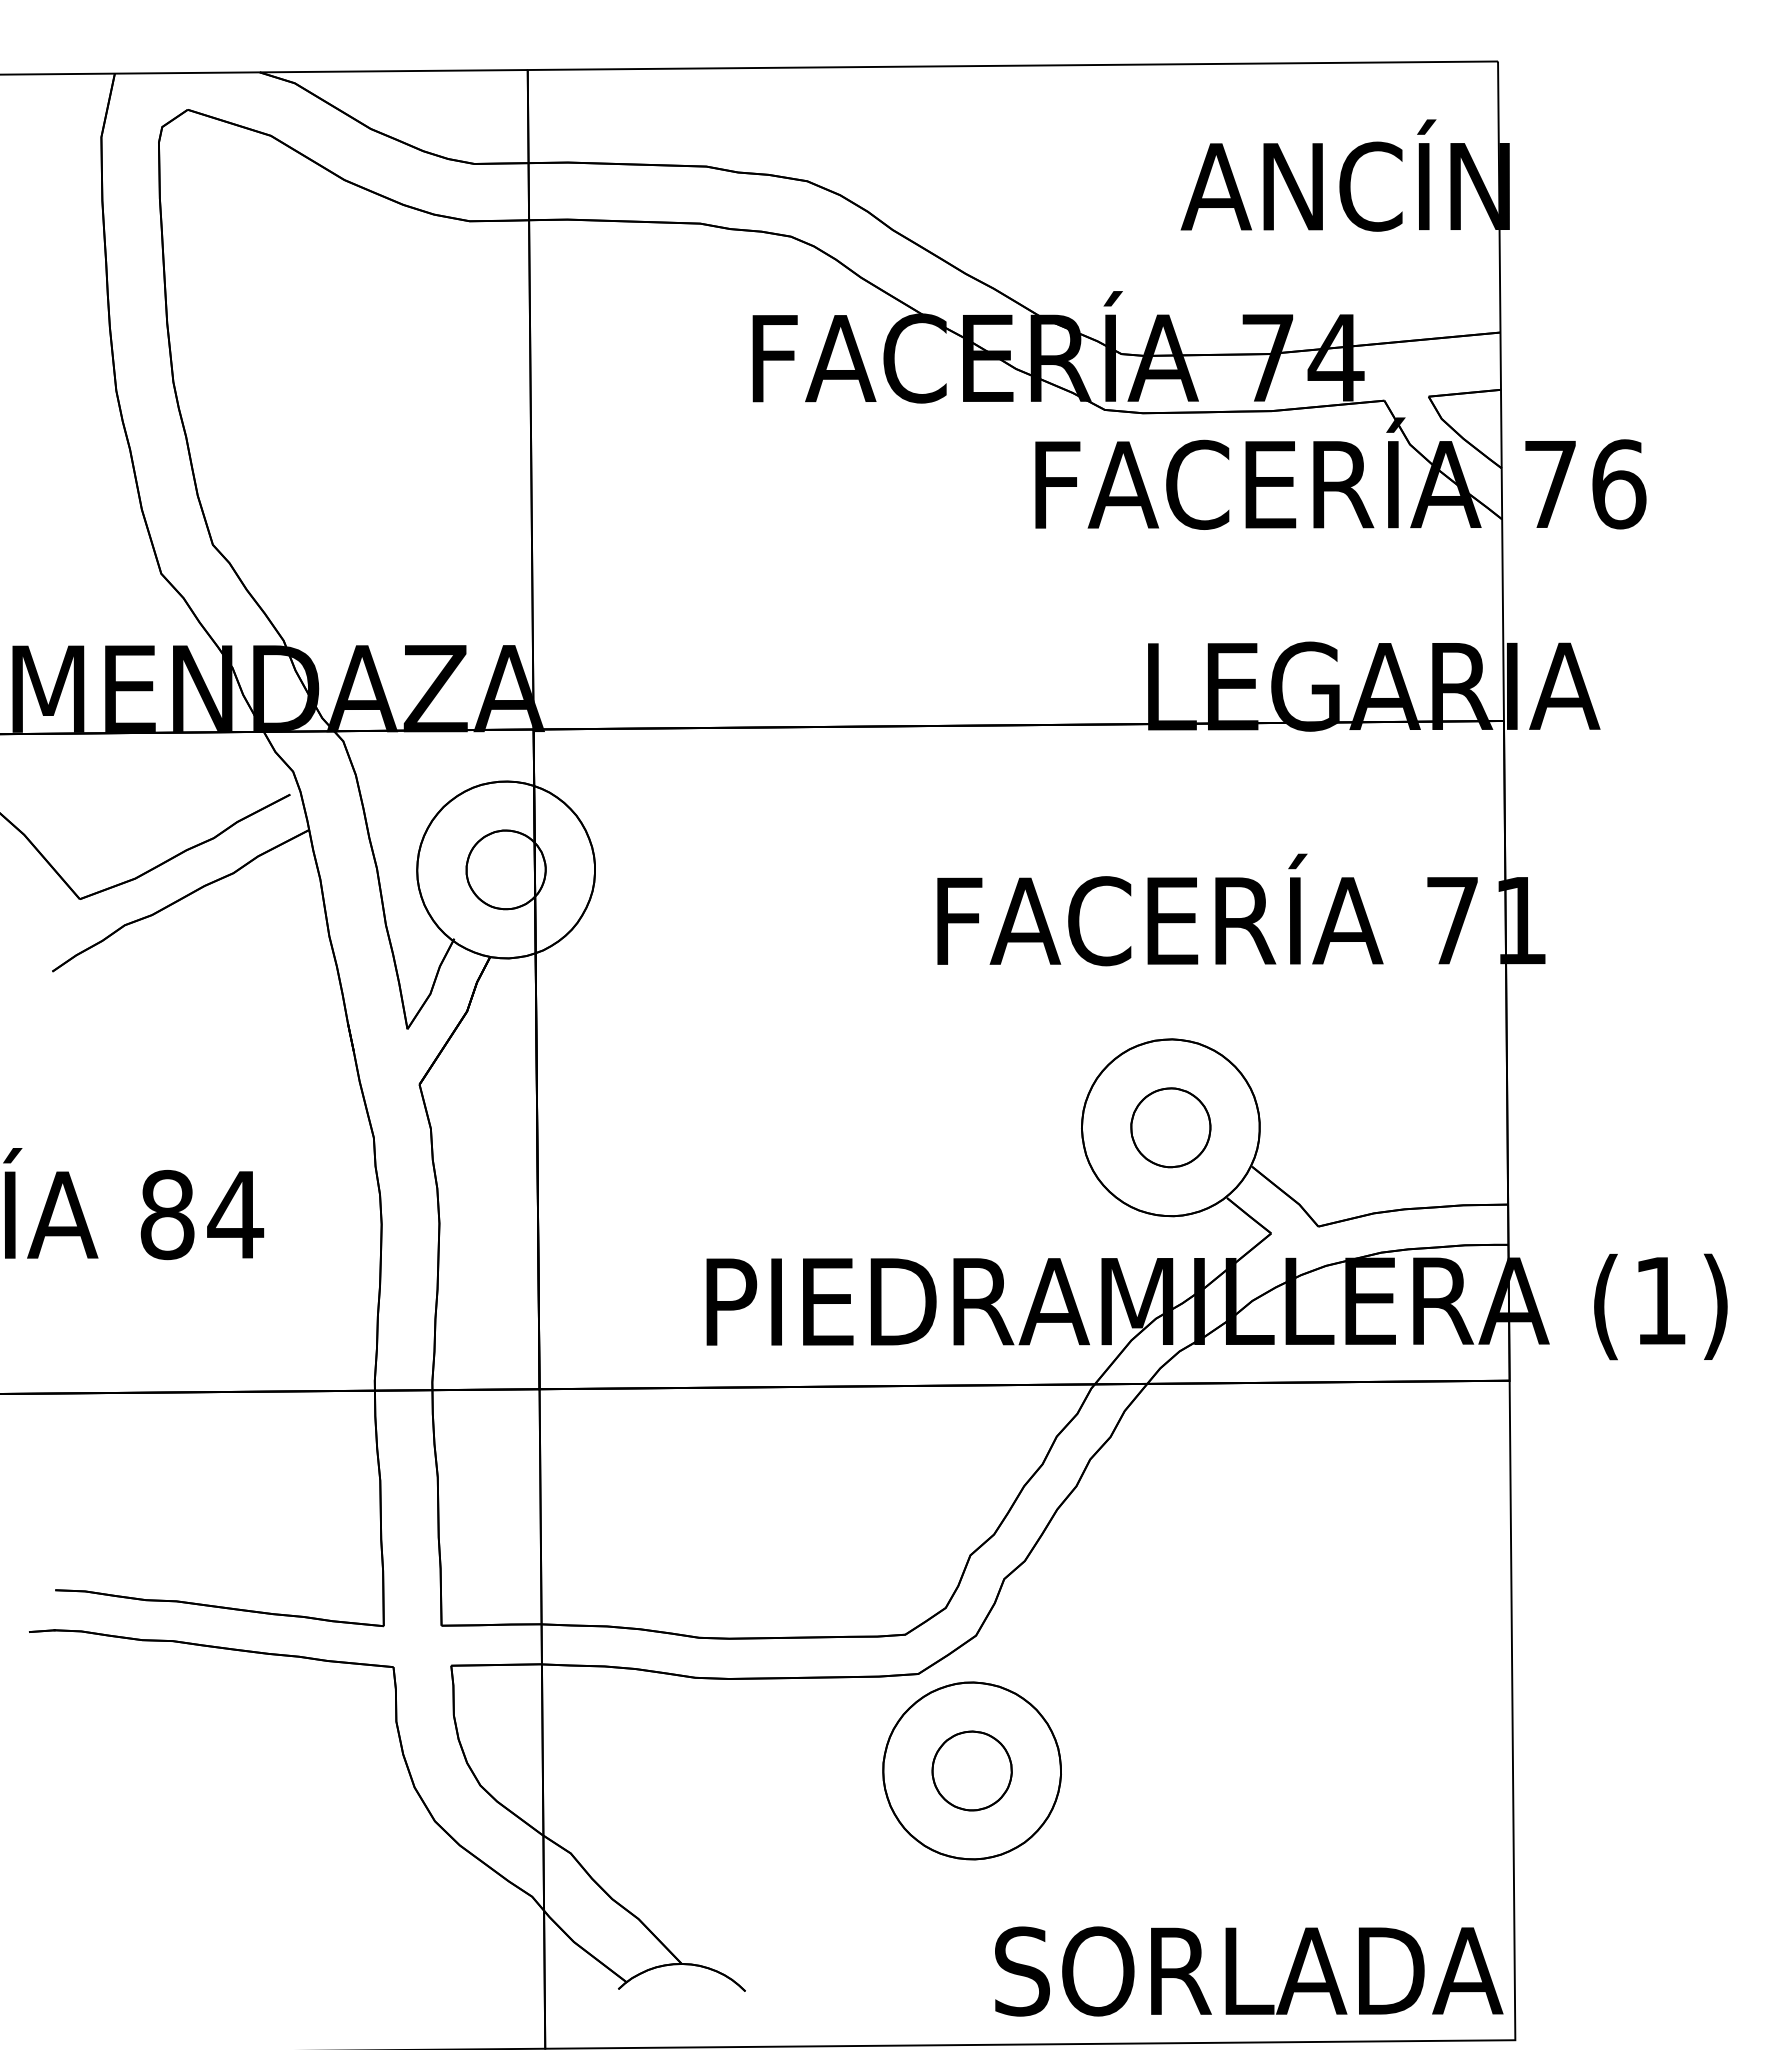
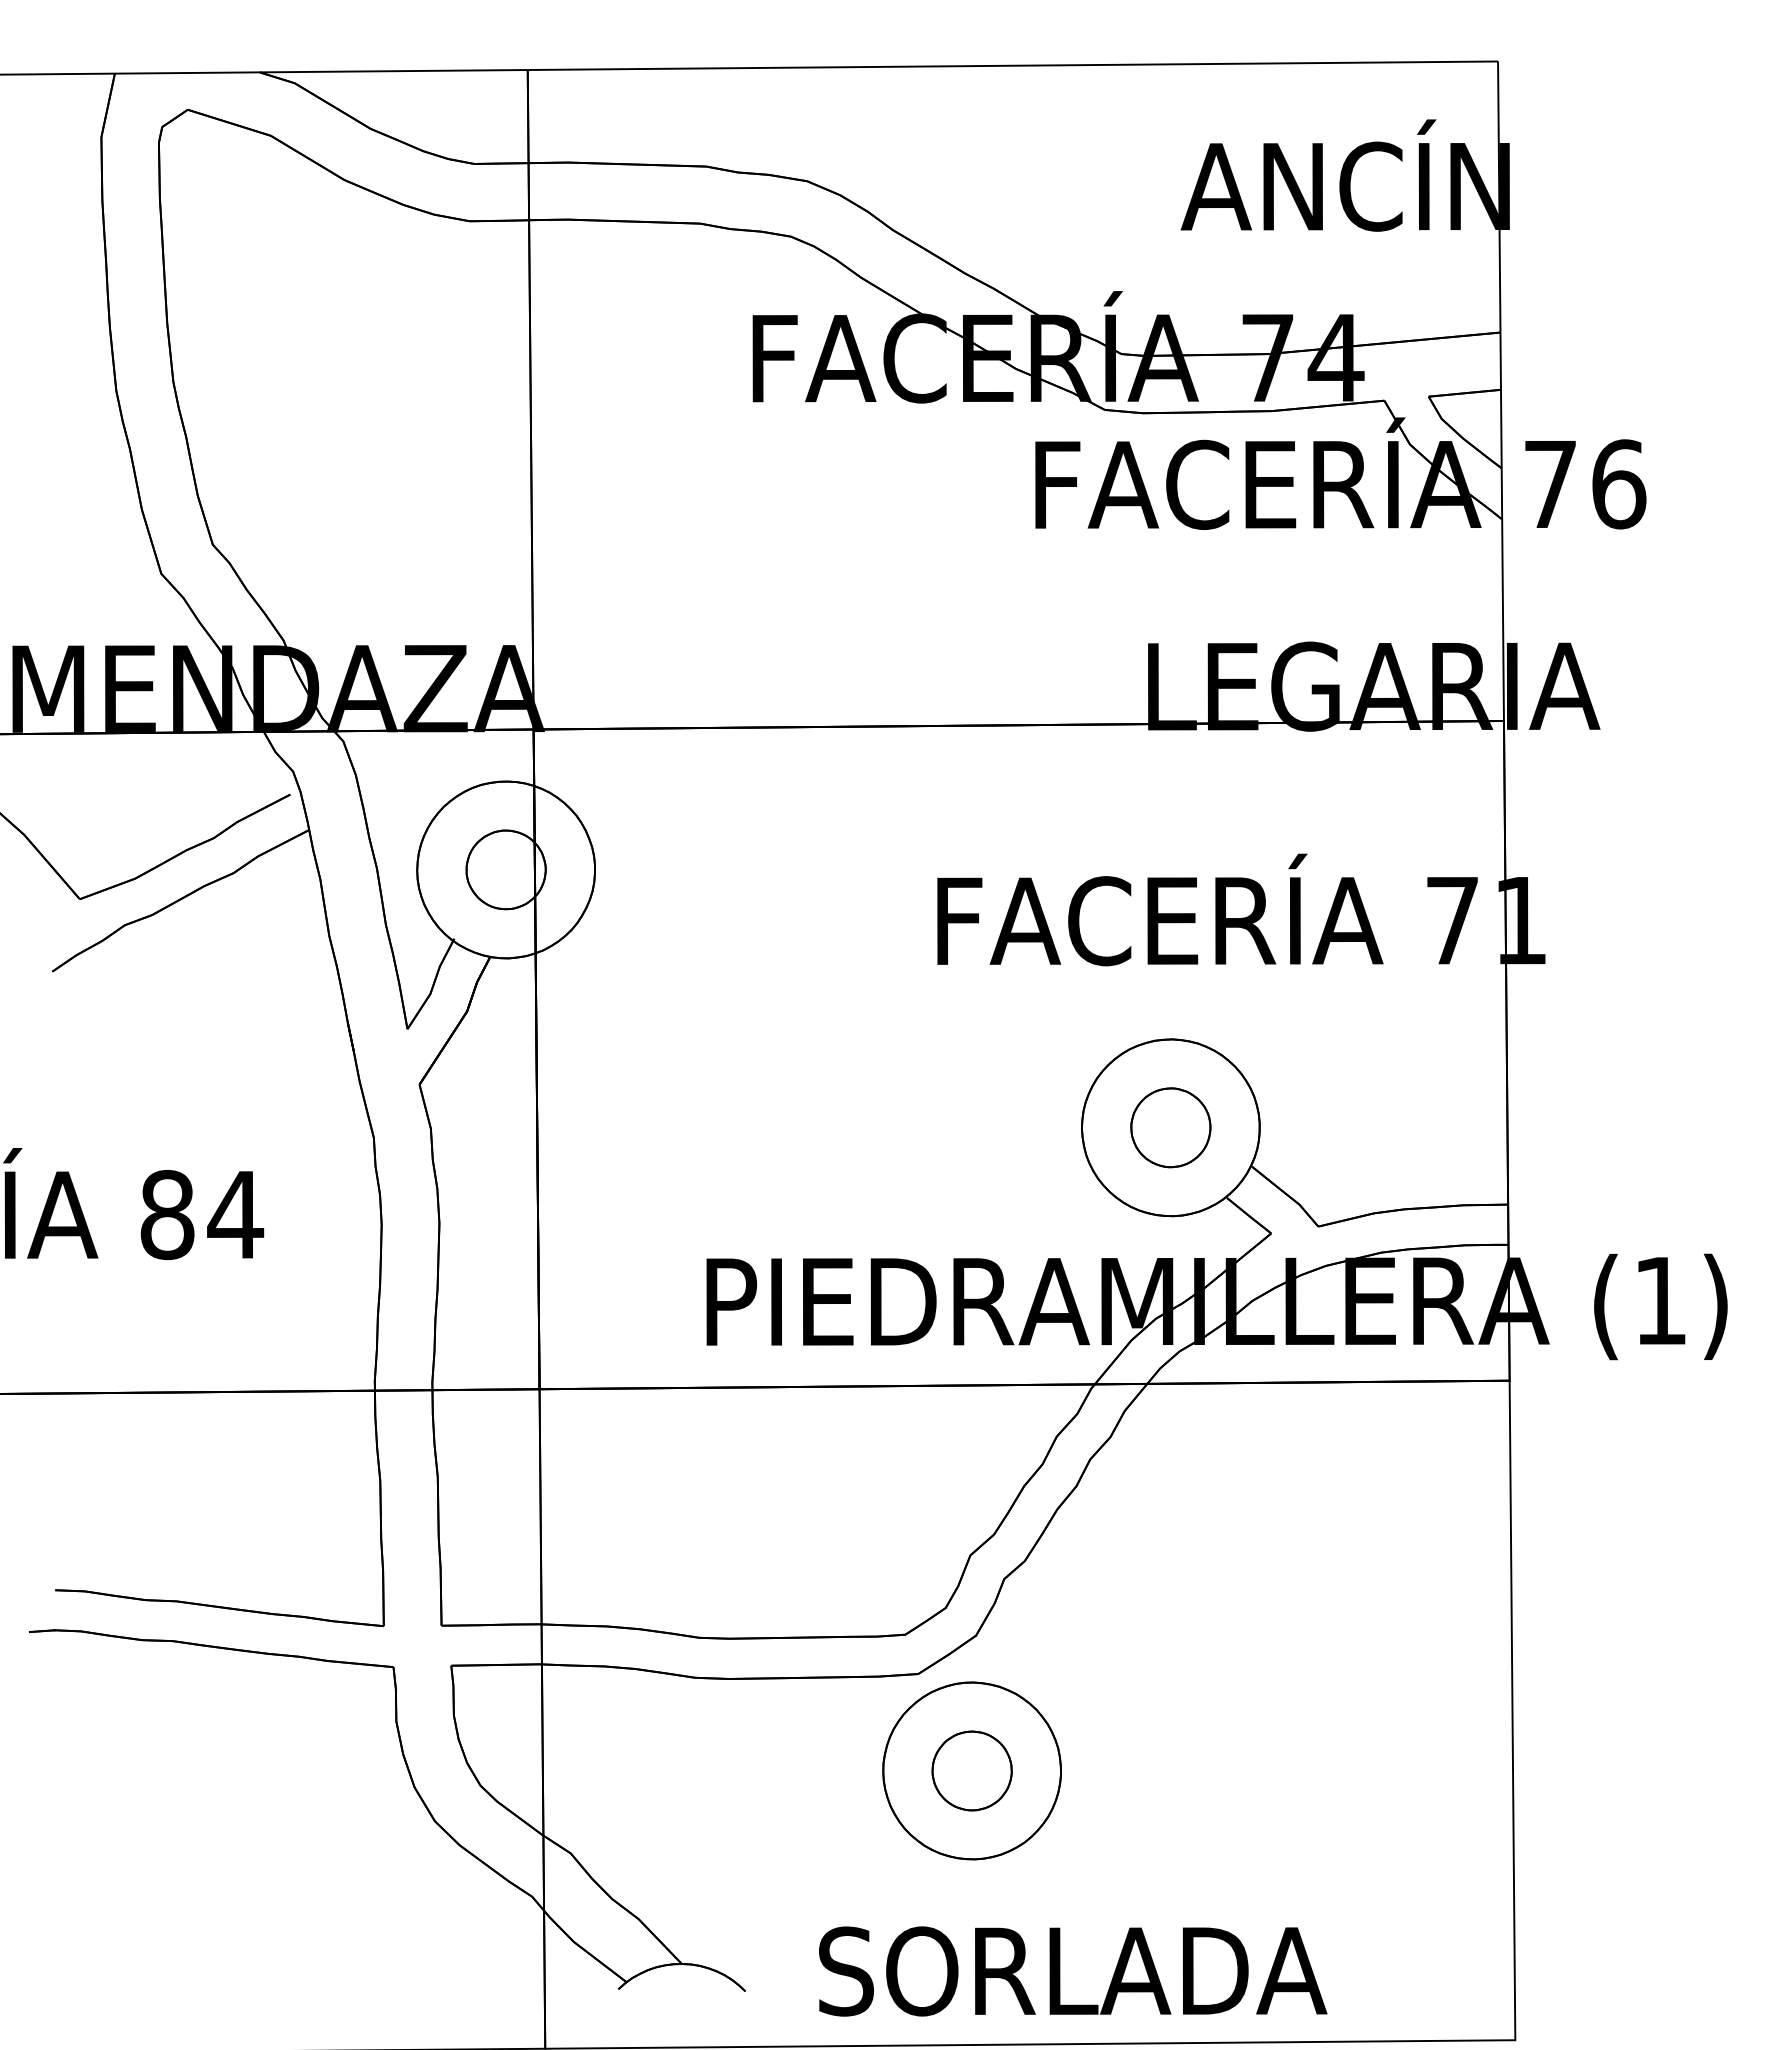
text position: (1249, 1971) -> (1073, 1971) (1073, 1971)
